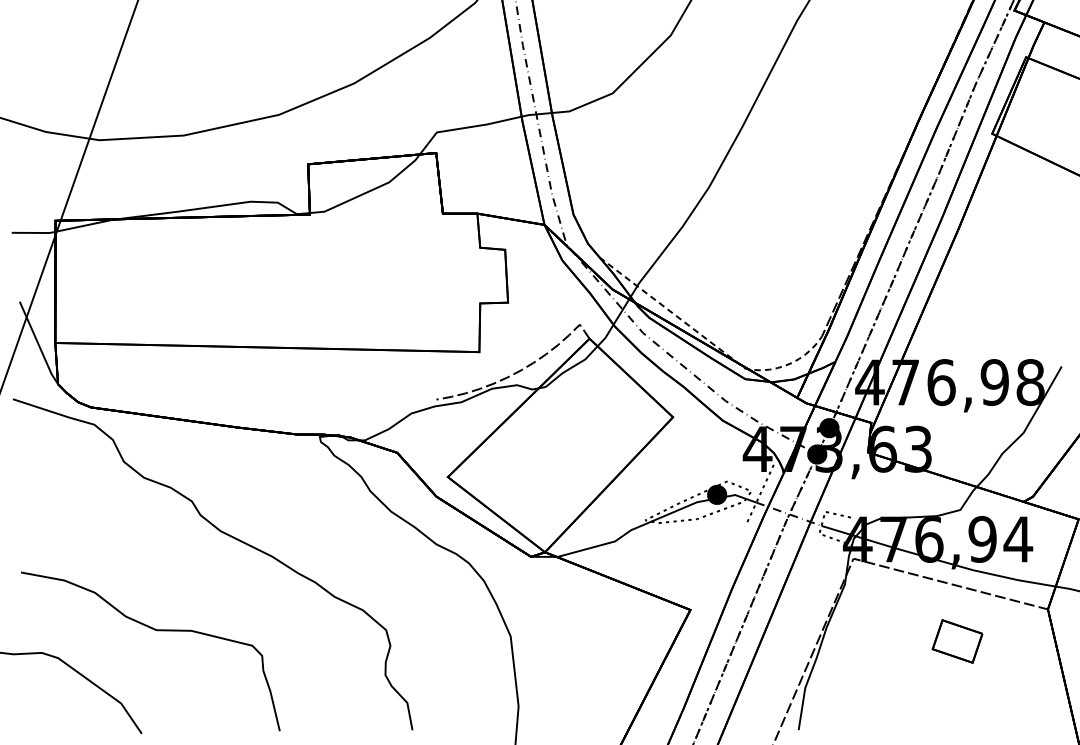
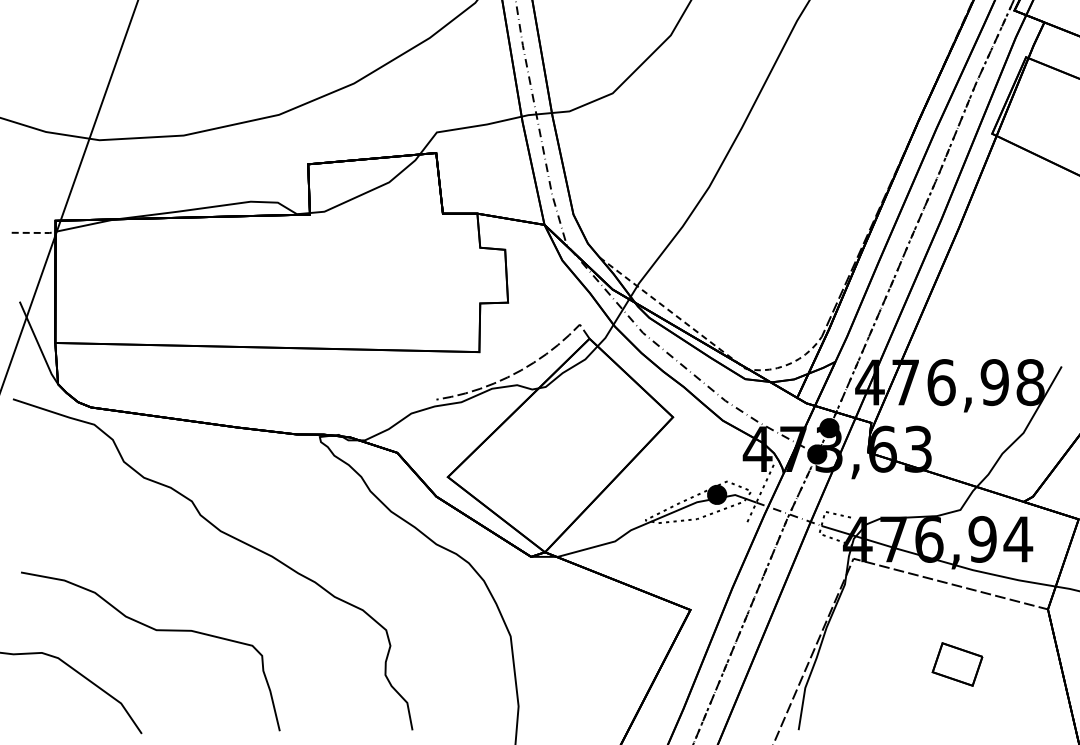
line: solid -> dashed (34, 232)
part position: (957, 641) -> (957, 664) (957, 664)
